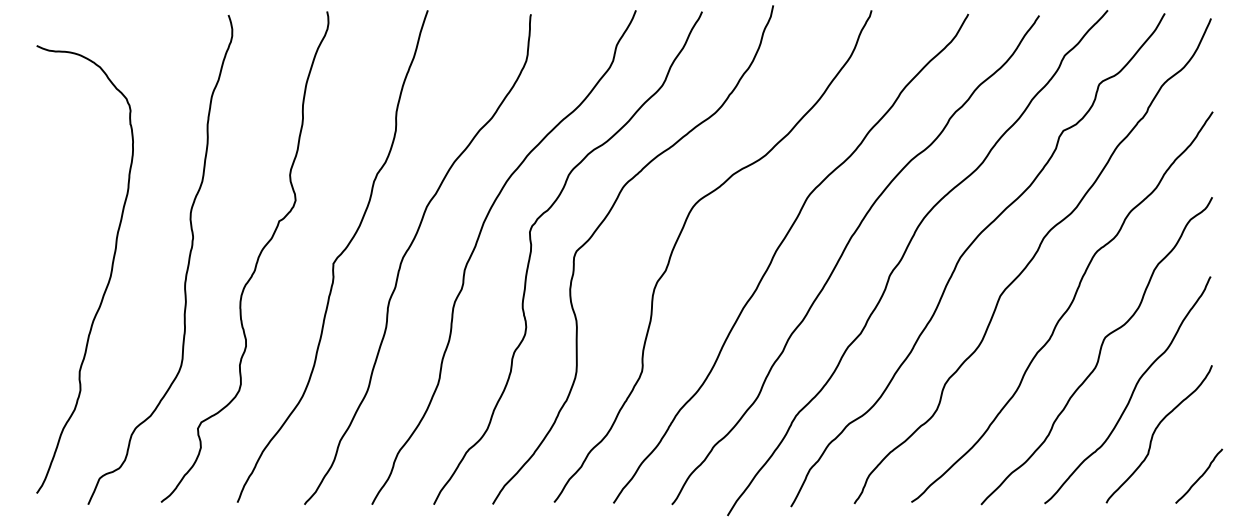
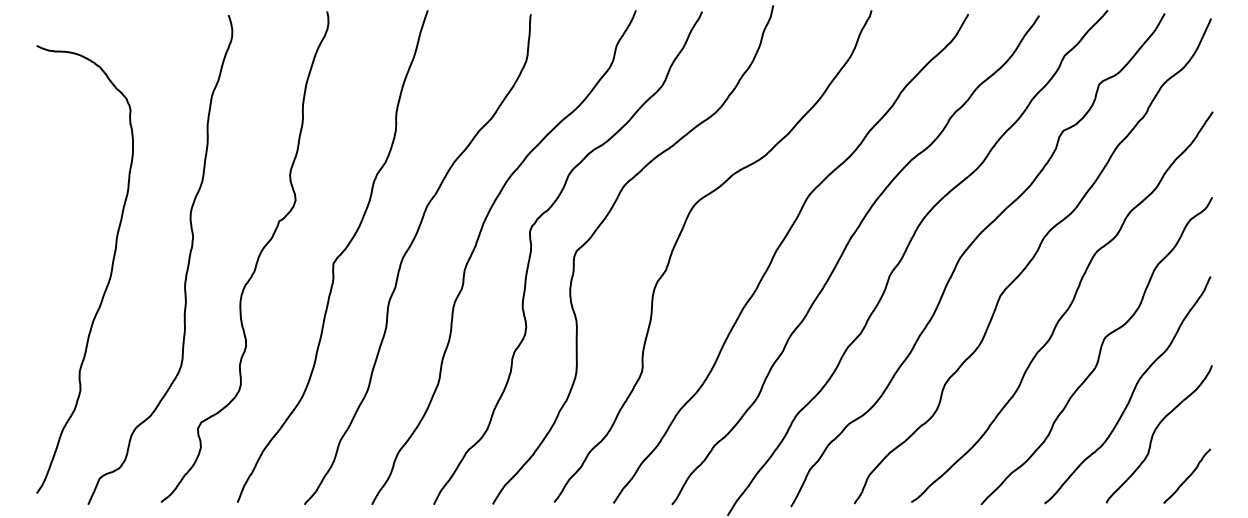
curve position: (1200, 475) -> (1188, 475) (1188, 475)
